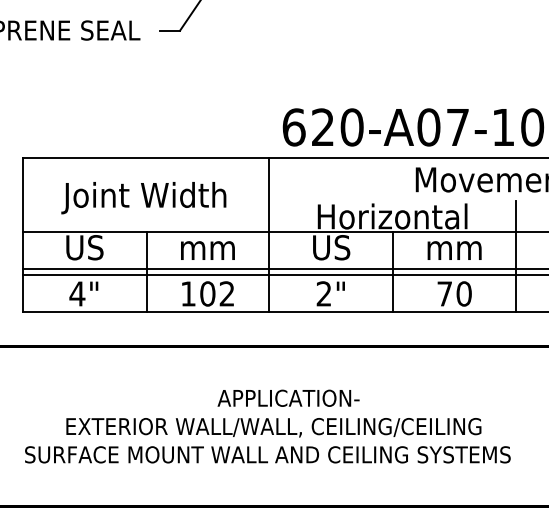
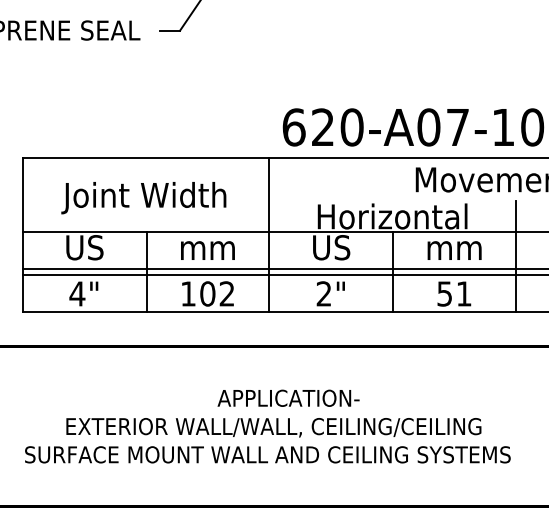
text: 70 -> 51 (454, 293)
